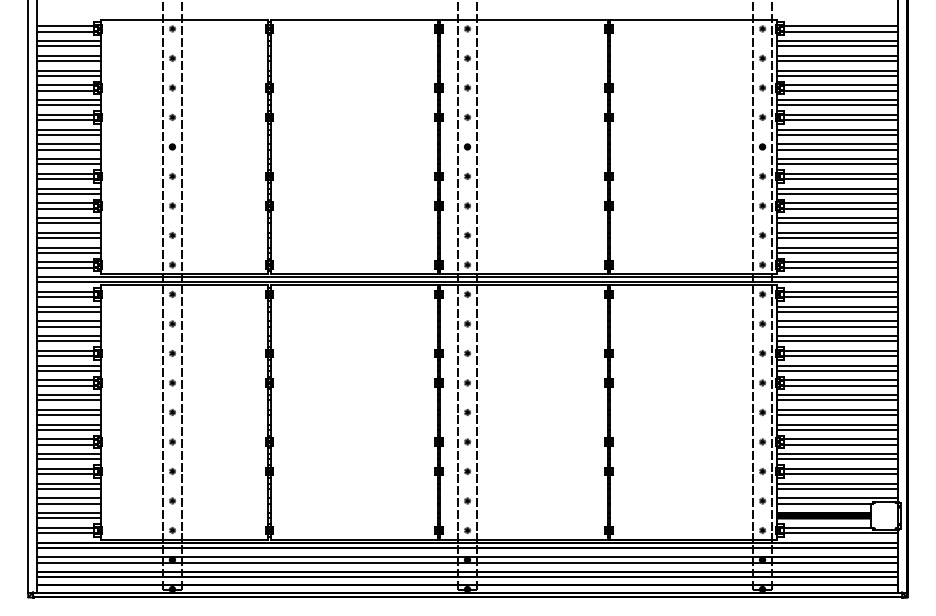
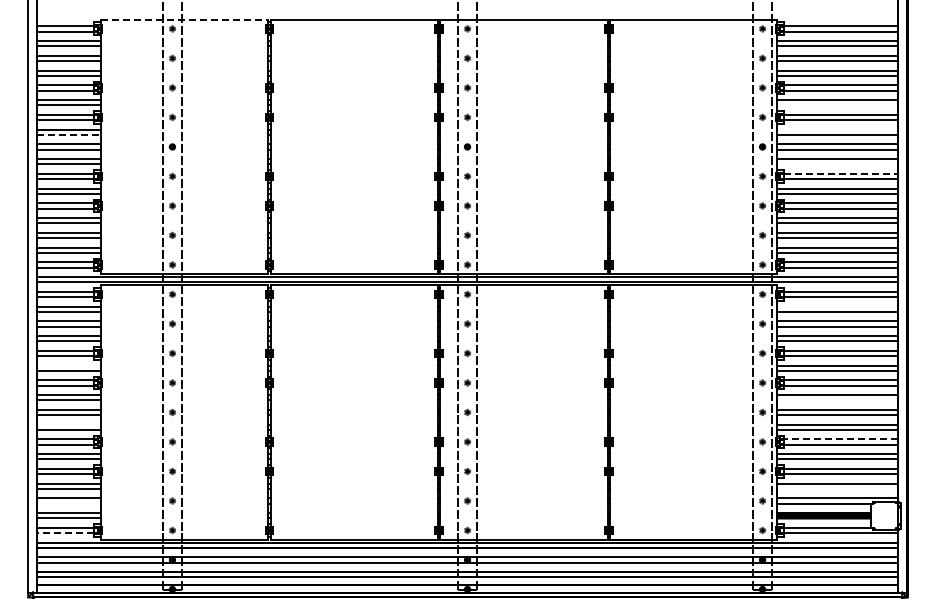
line: solid -> dashed (184, 19)
line: present -> none (837, 105)
line: present -> none (837, 129)
line: solid -> dashed (68, 134)
line: present -> none (837, 164)
line: solid -> dashed (841, 173)
line: present -> none (837, 306)
line: present -> none (68, 365)
line: present -> none (837, 400)
line: present -> none (68, 424)
line: solid -> dashed (840, 439)
line: present -> none (837, 488)
line: present -> none (68, 503)
line: solid -> dashed (65, 533)
